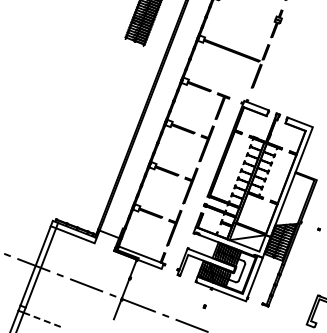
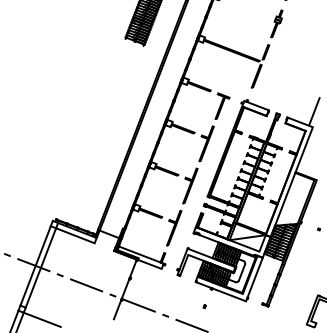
line: none -> present (313, 111)
line: dashed -> solid (42, 319)
